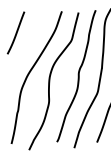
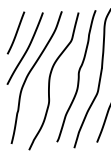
curve: none -> present (26, 49)
